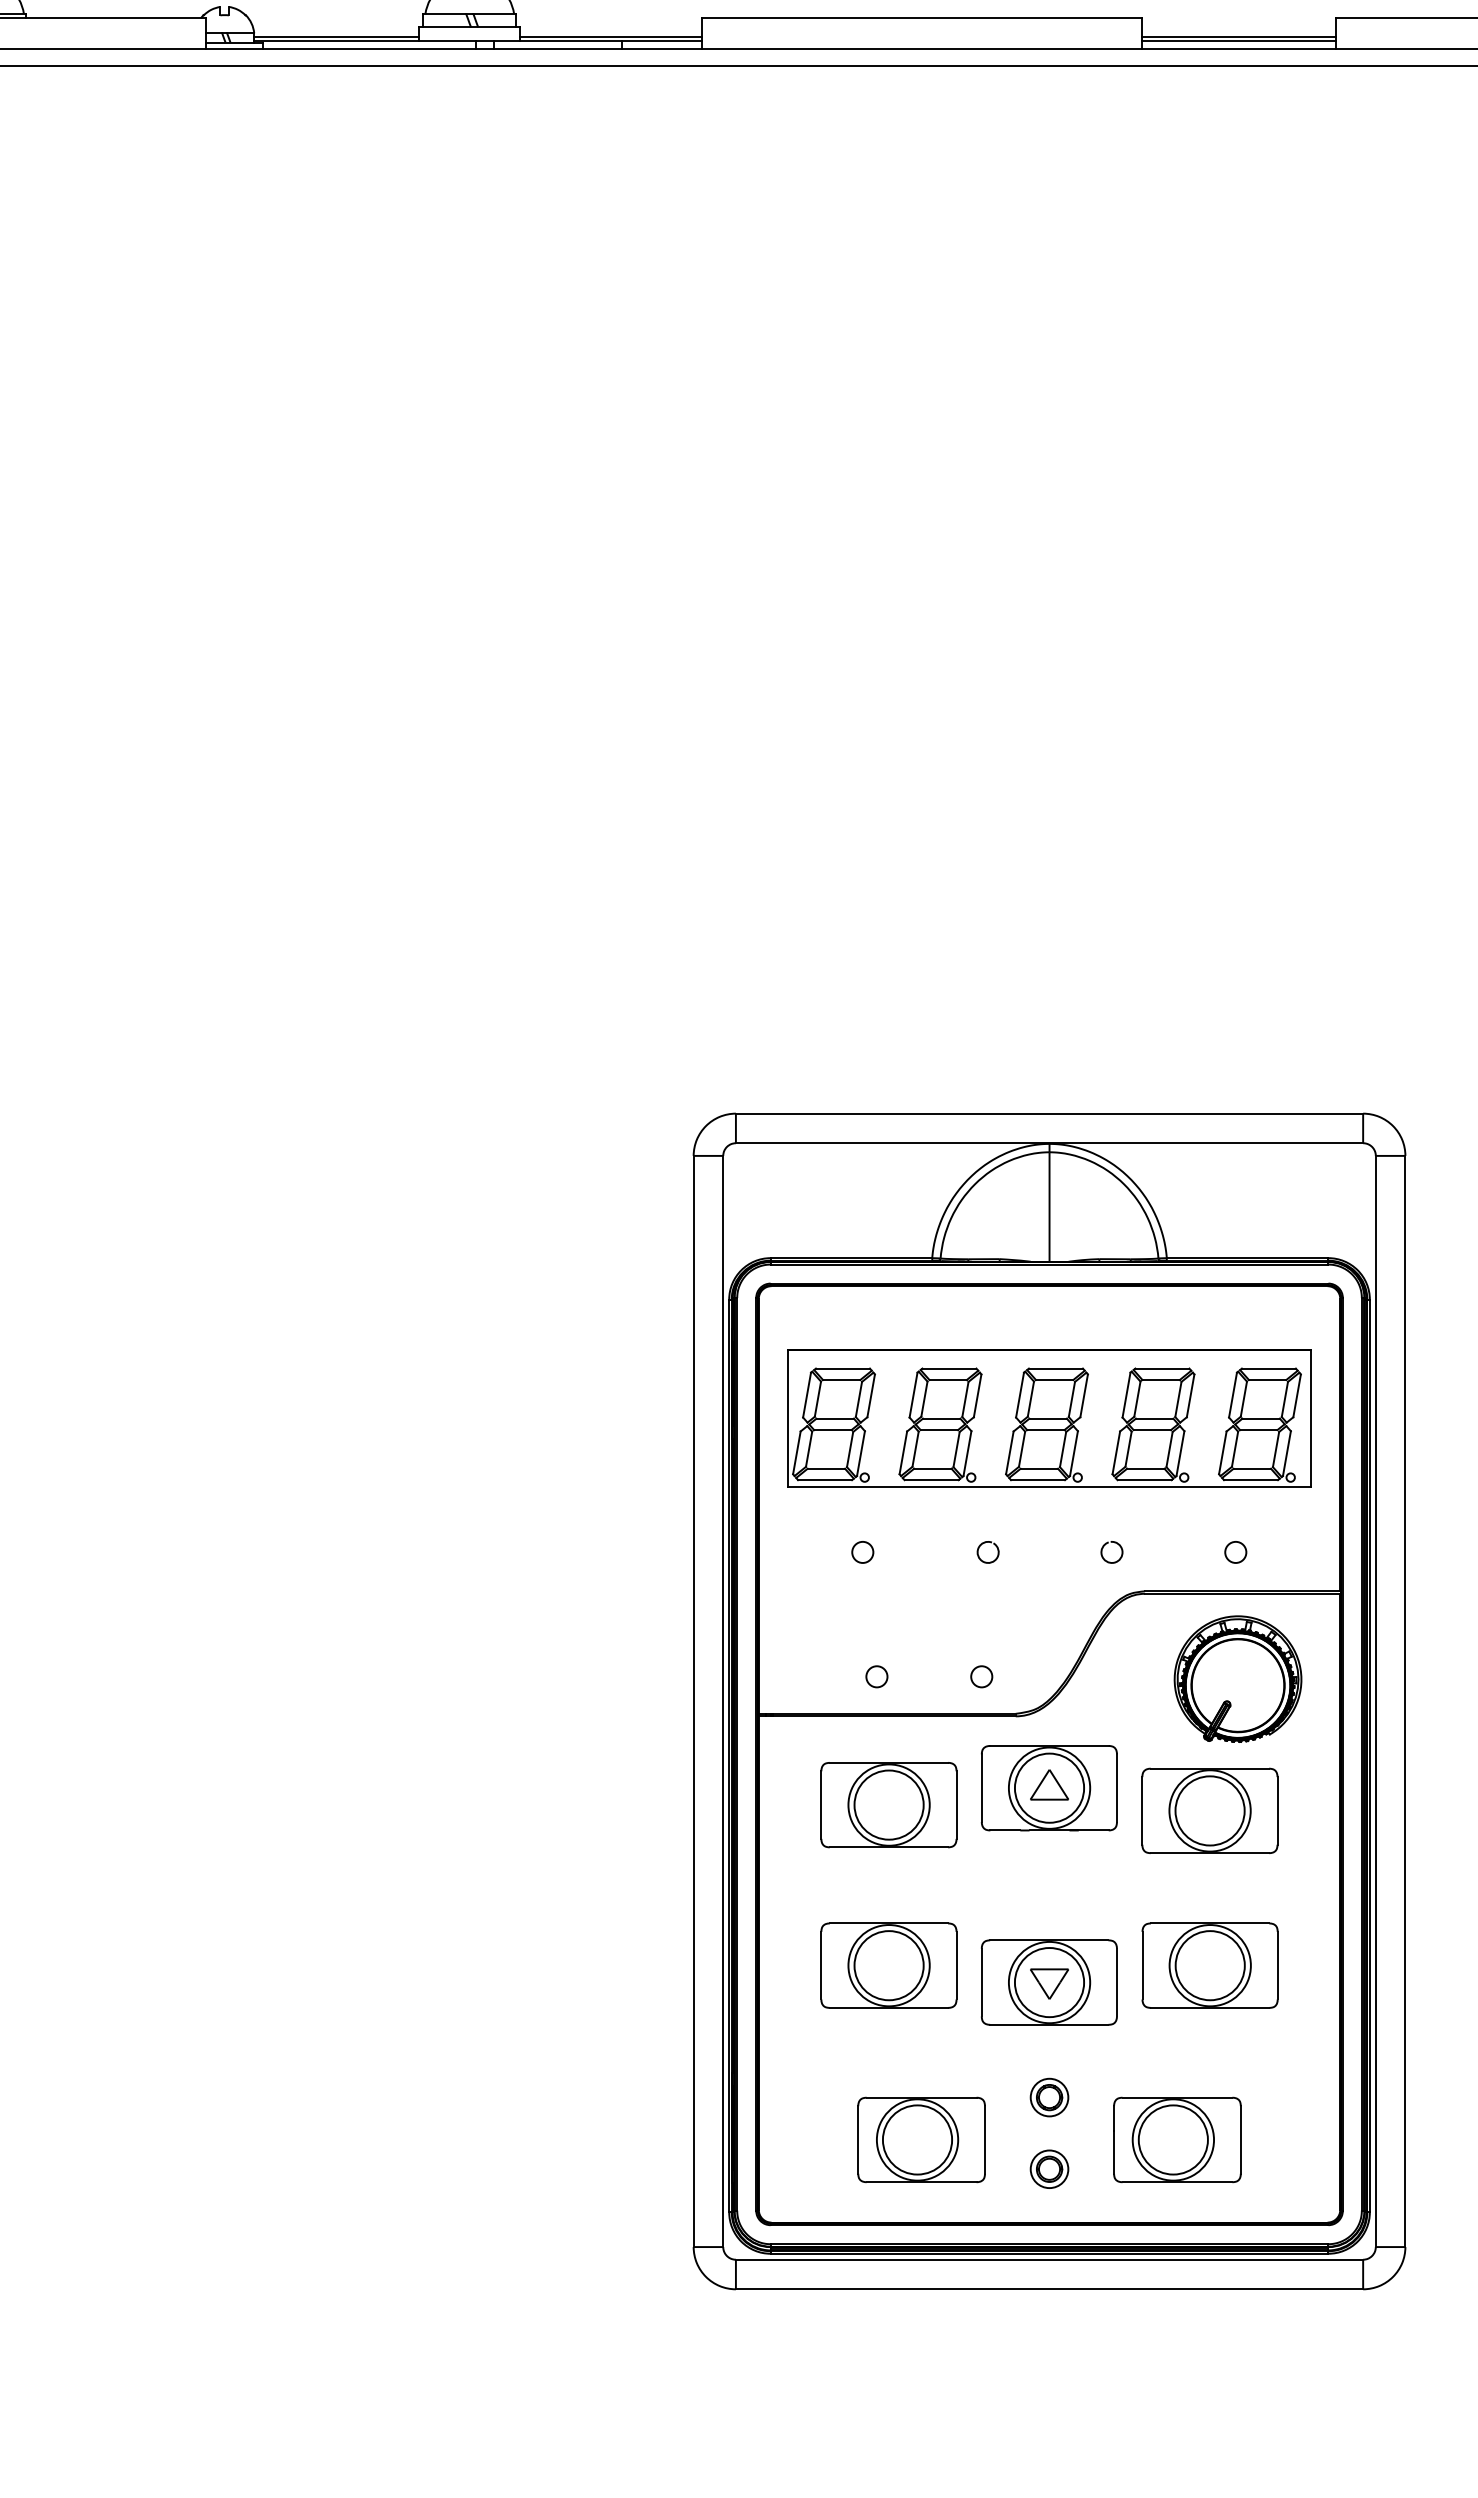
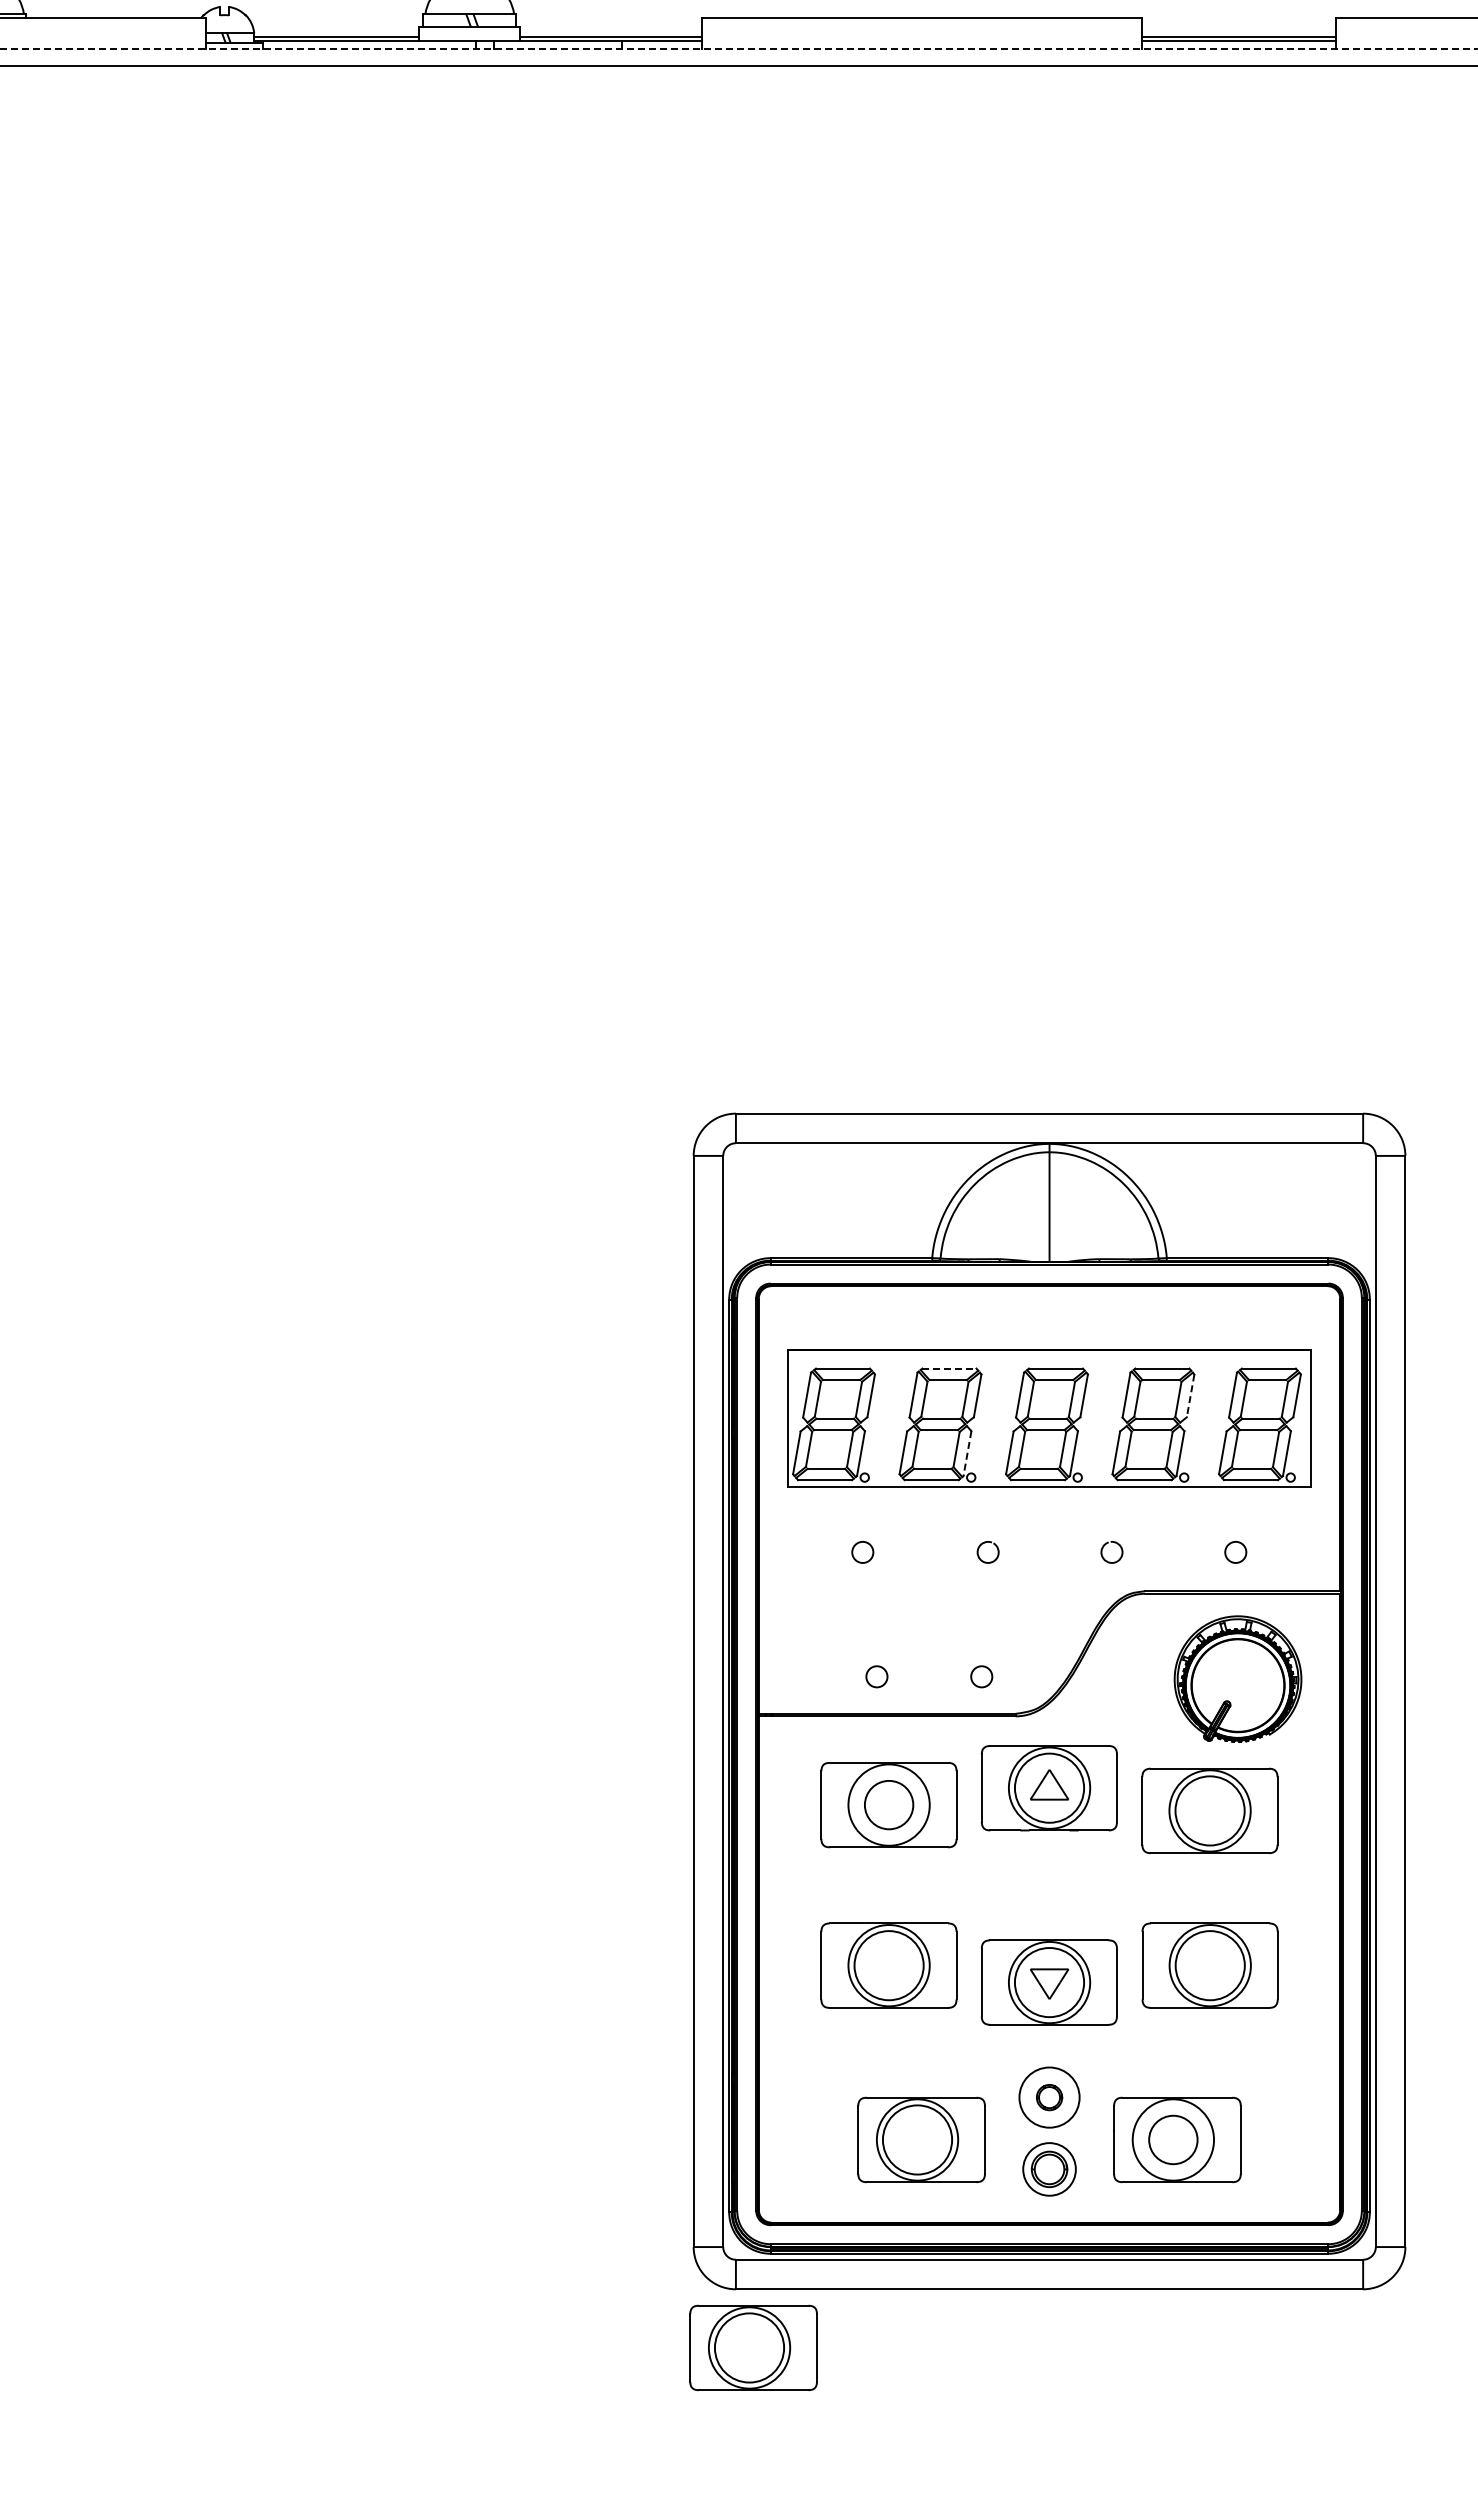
line: solid -> dashed (739, 49)
line: solid -> dashed (949, 1368)
line: solid -> dashed (1190, 1395)
line: solid -> dashed (967, 1453)
circle diameter: 69 px -> 48 px (888, 1804)
circle diameter: 38 px -> 60 px (1049, 2097)
circle diameter: 69 px -> 48 px (1173, 2139)
part size: 41x40 px -> 55x55 px (1049, 2169)
part: none -> present (753, 2347)
